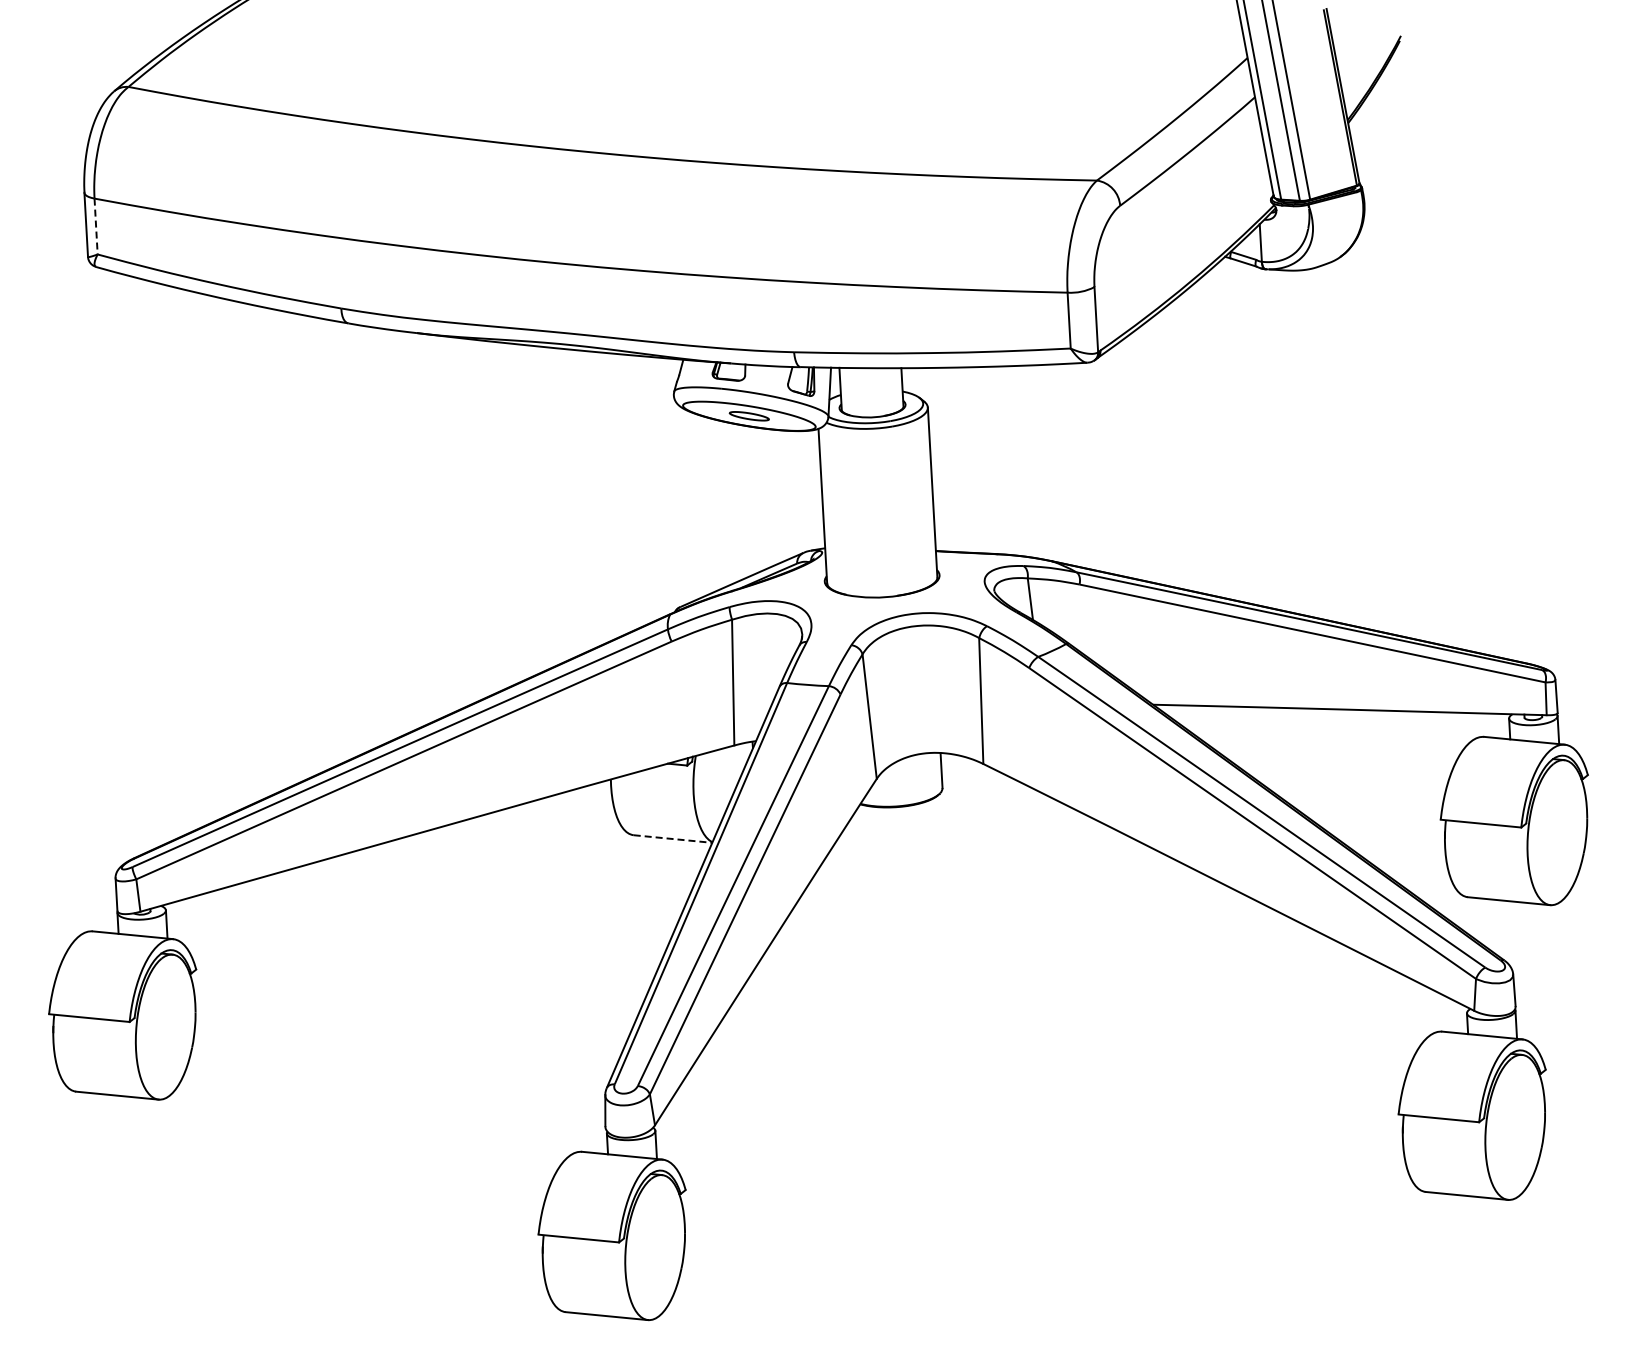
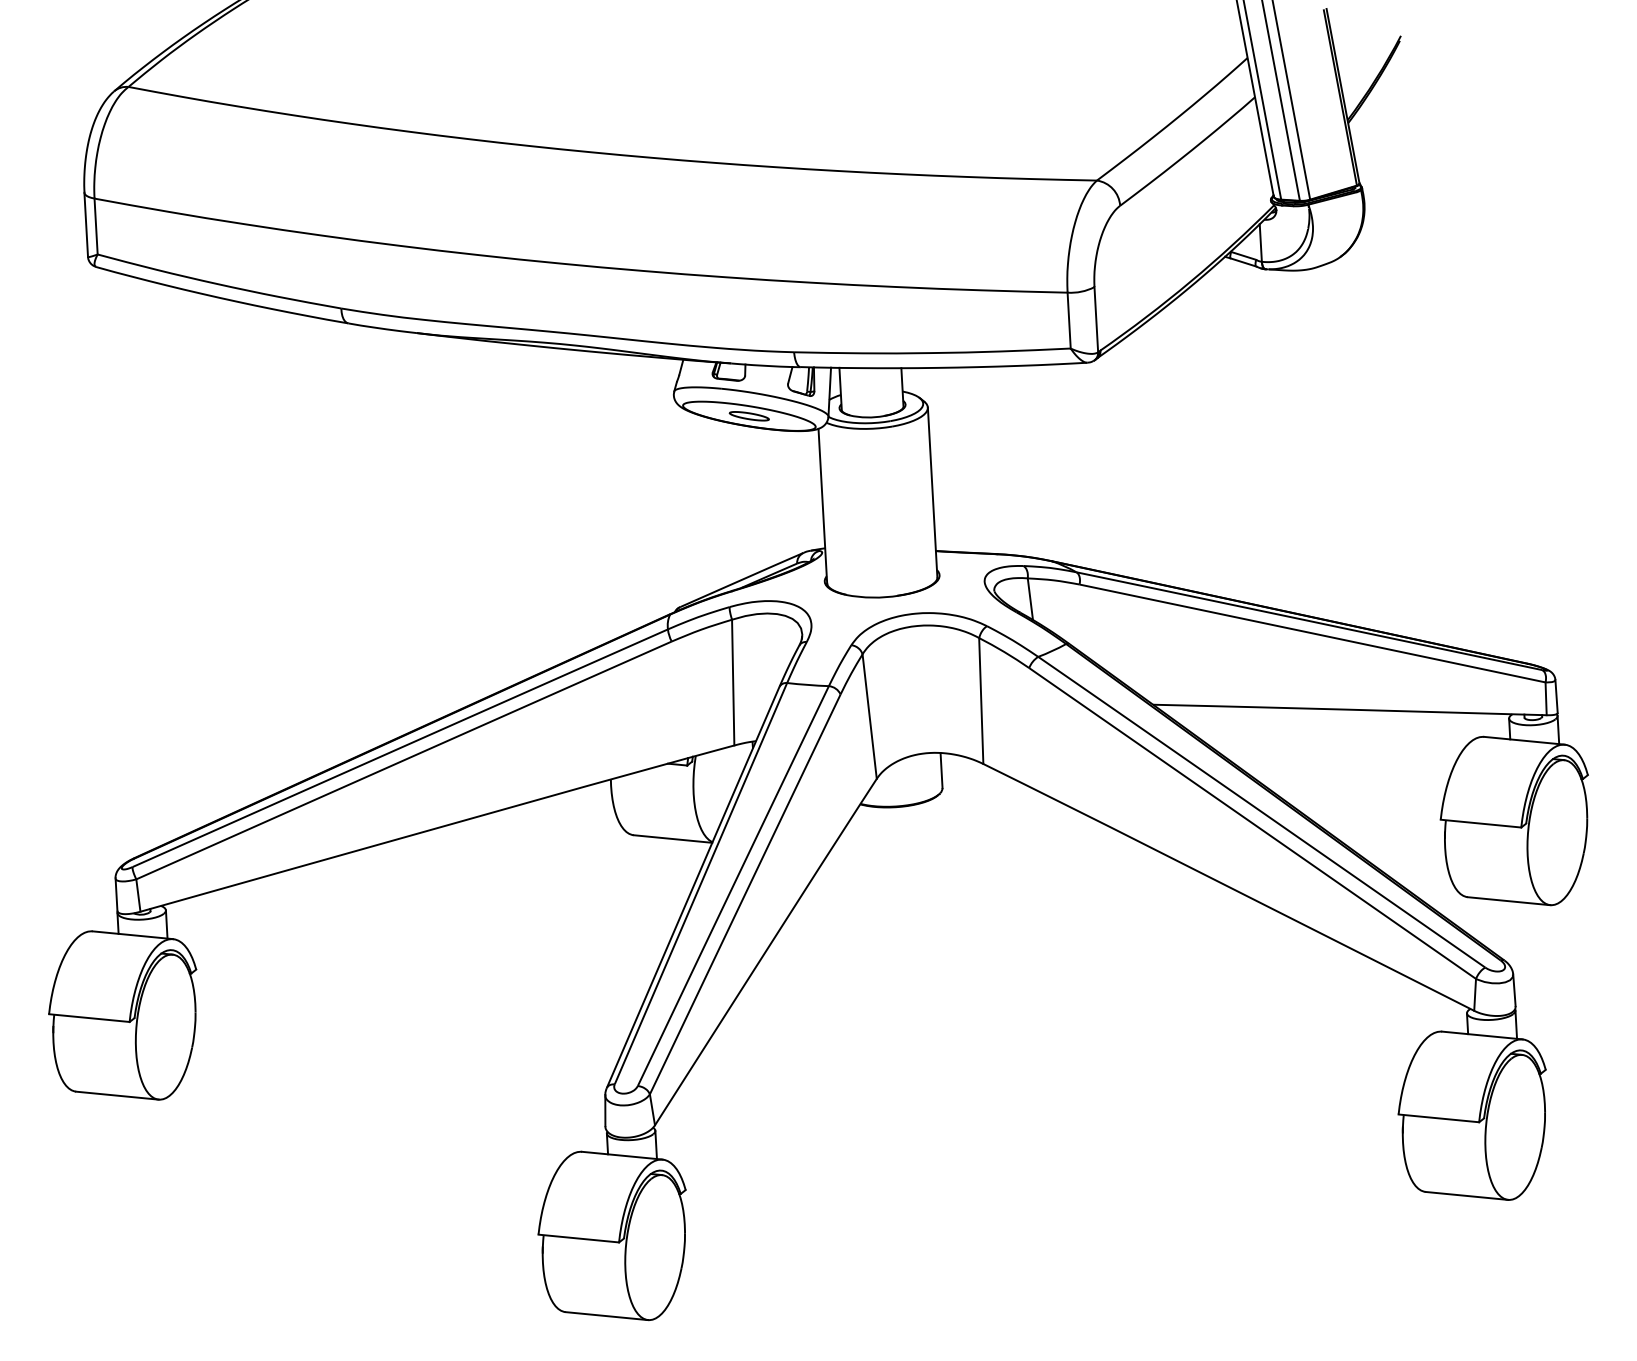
line: dashed -> solid (96, 226)
line: dashed -> solid (673, 839)
